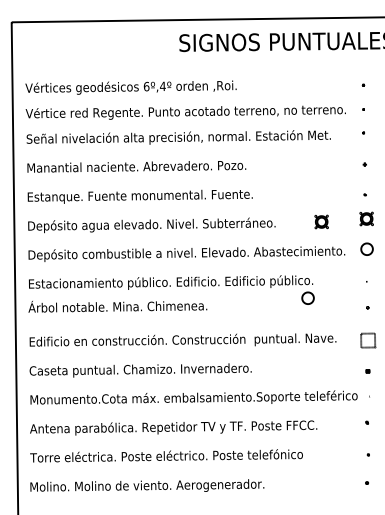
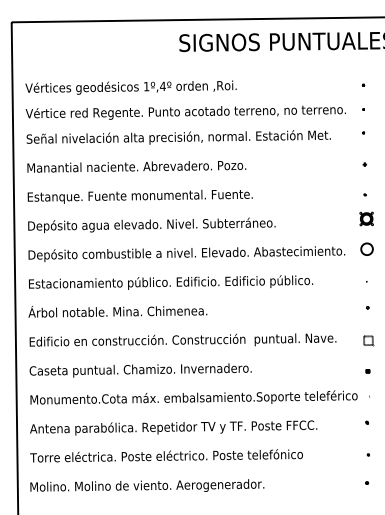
text: 6º,4º -> 1º,4º (146, 86)
part: present -> none (321, 221)
part: present -> none (307, 297)
text position: (117, 306) -> (117, 311) (117, 311)
part size: 17x17 px -> 12x12 px (368, 340)
